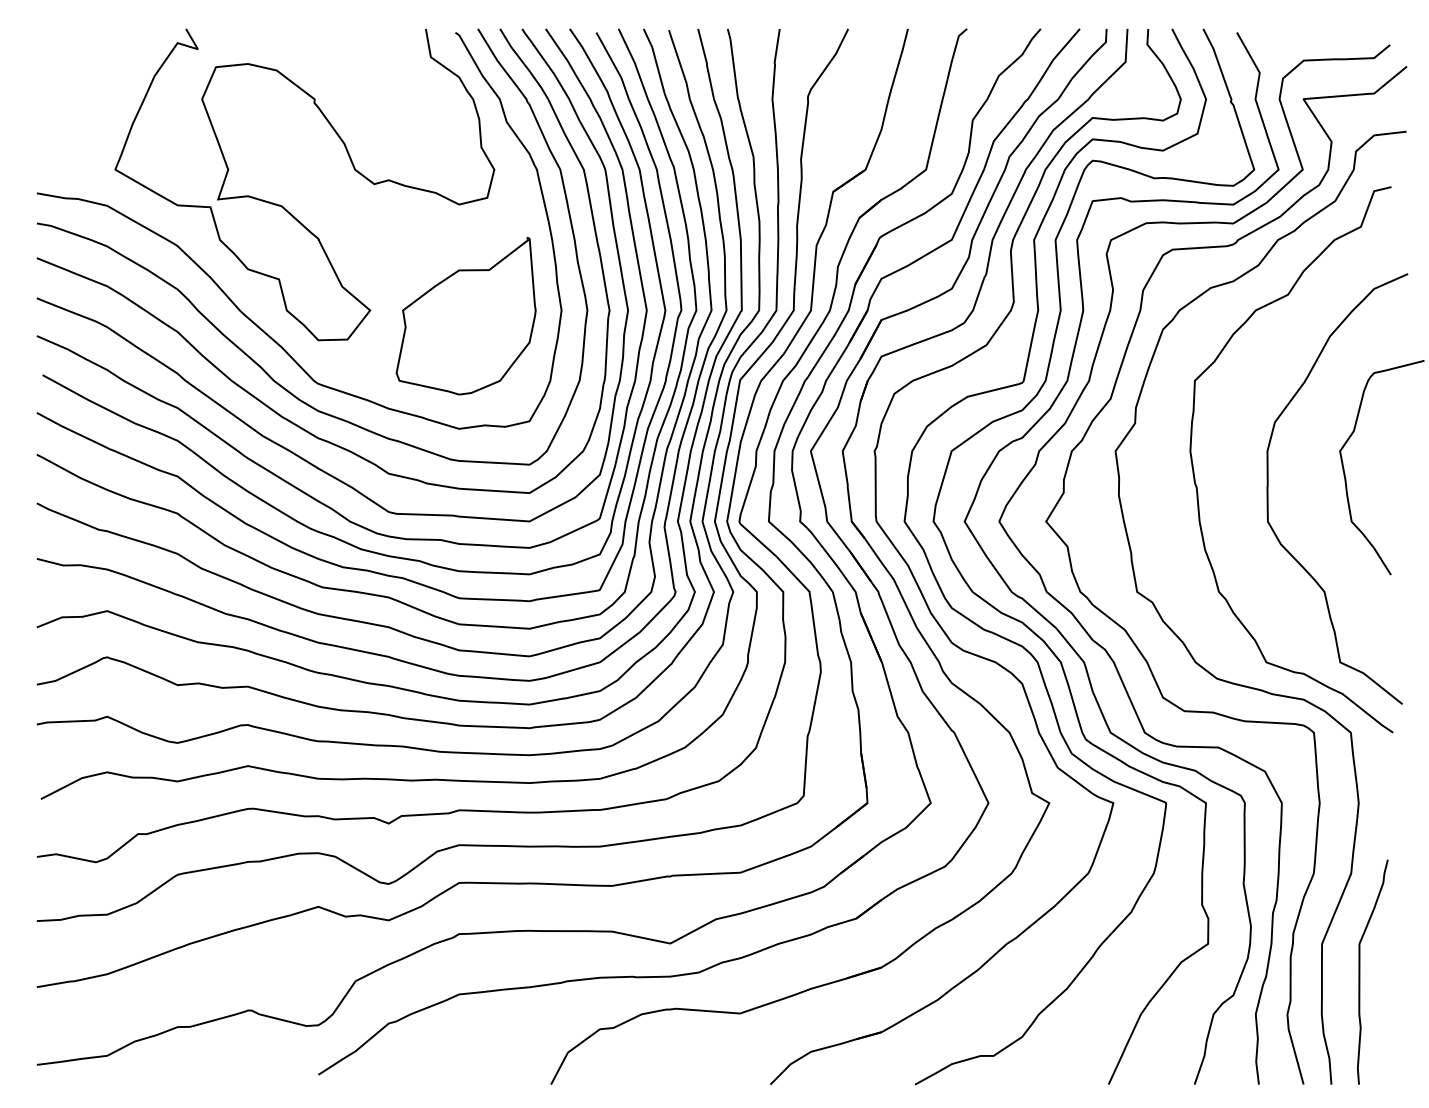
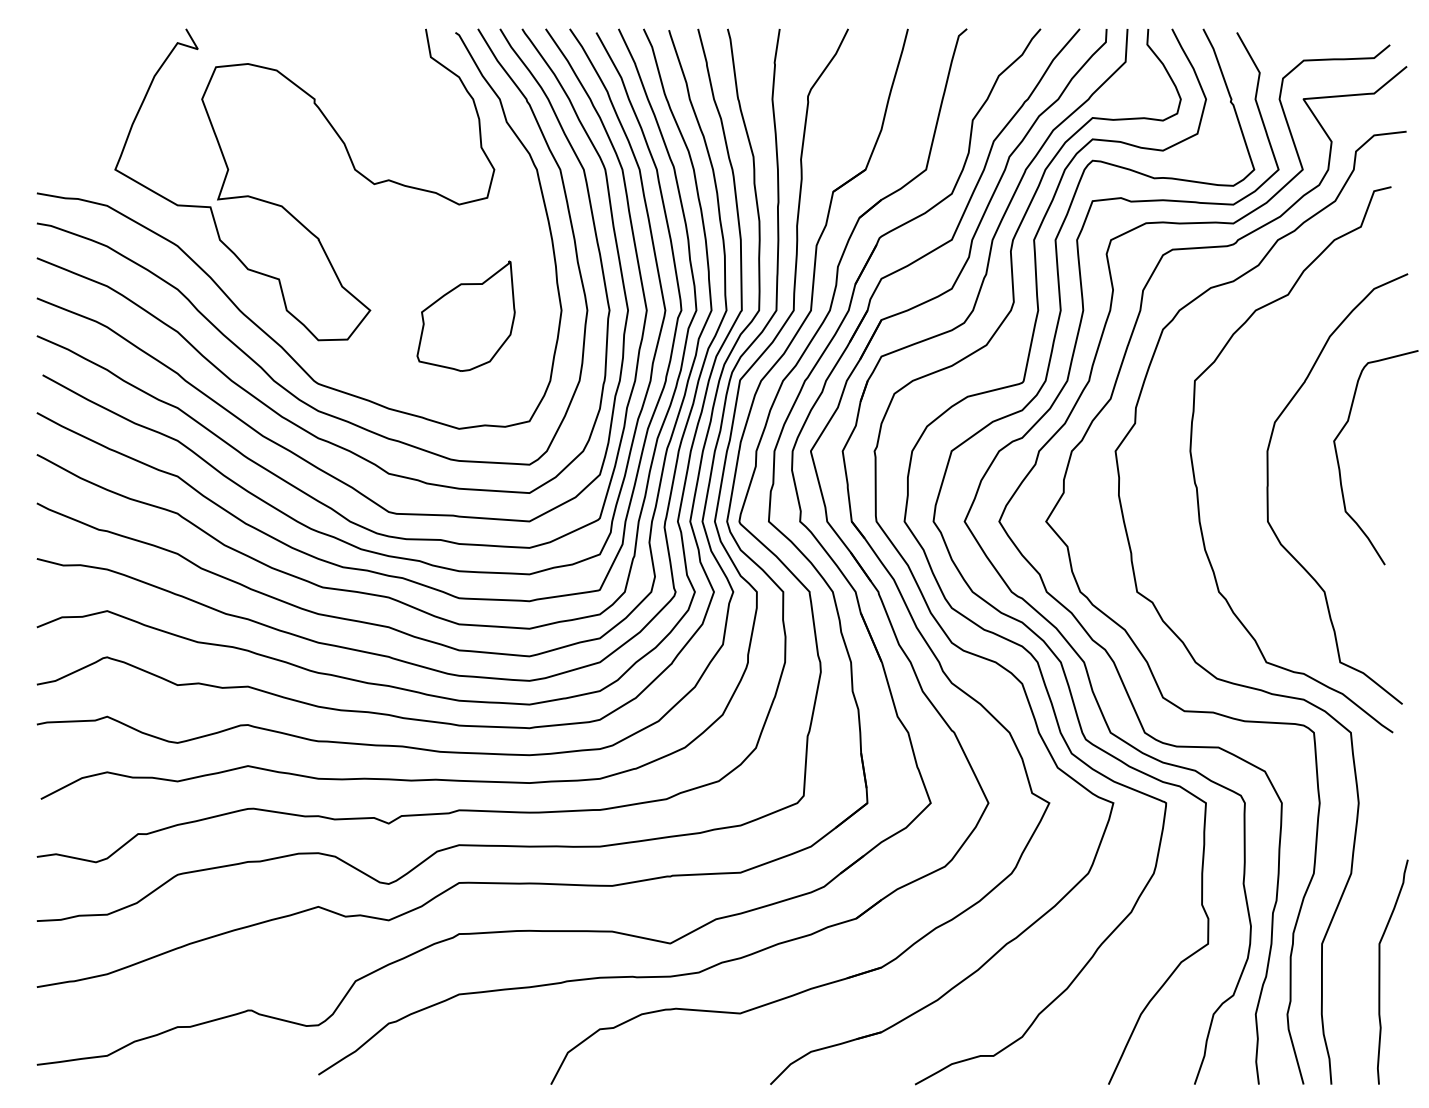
part size: 142x159 px -> 100x112 px (465, 315)
curve position: (1345, 473) -> (1339, 463) (1339, 463)
curve position: (1360, 971) -> (1380, 971) (1380, 971)
